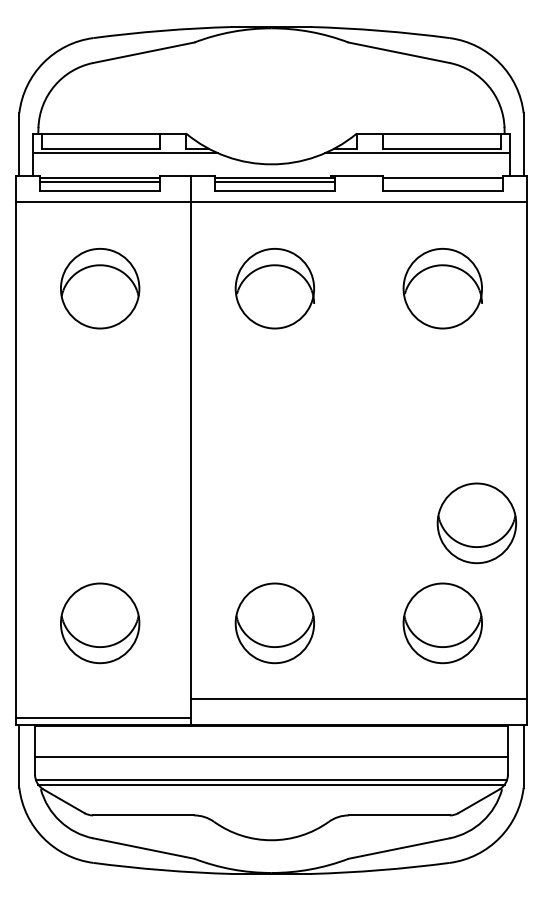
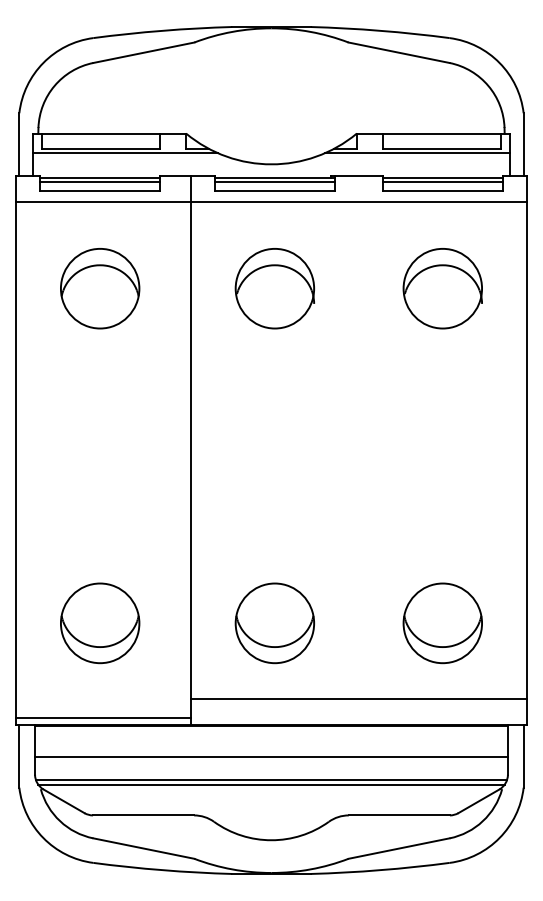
line: none -> present (442, 182)
part: present -> none (476, 523)
